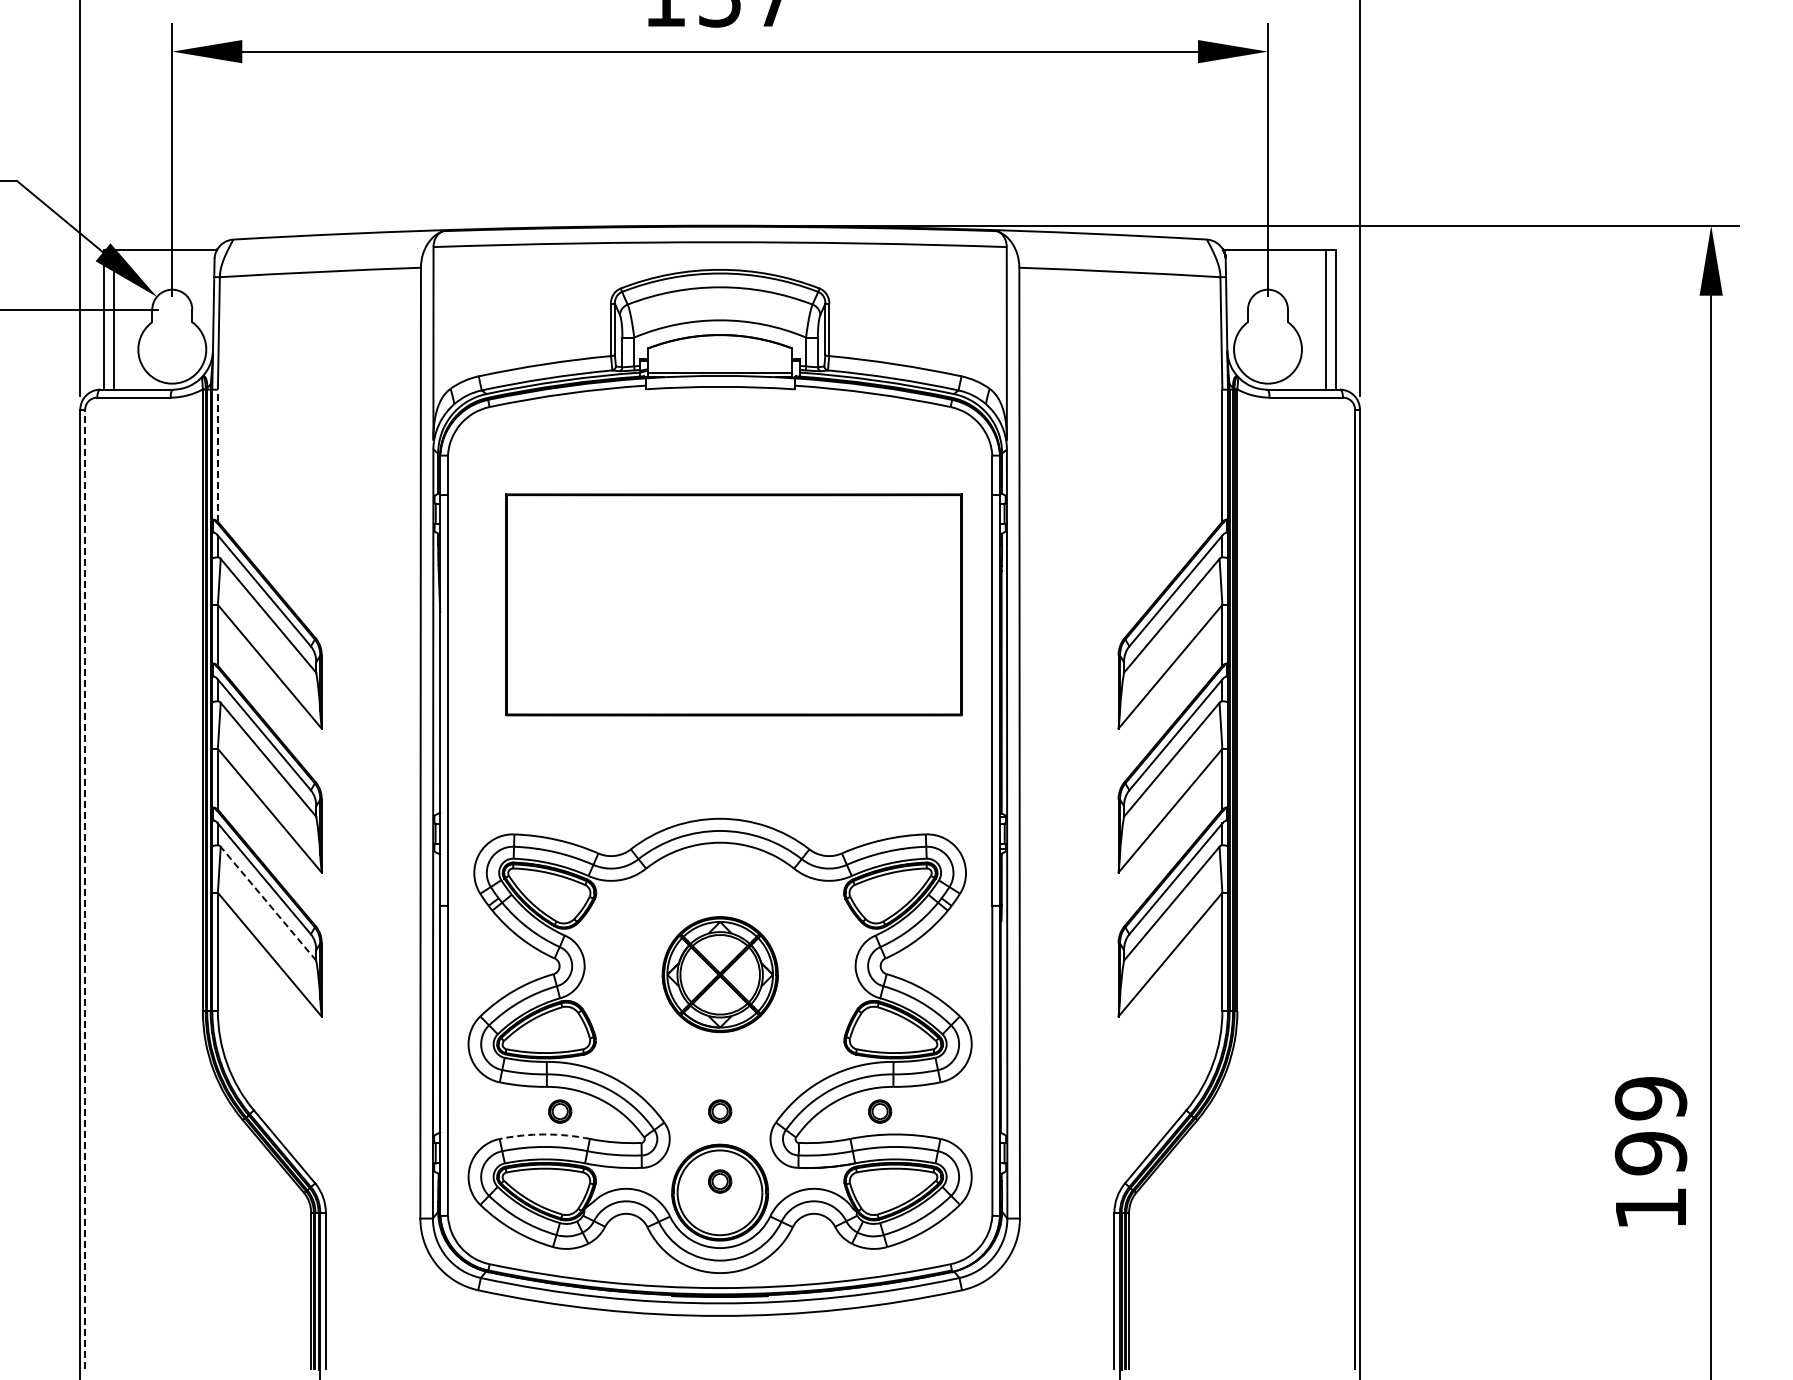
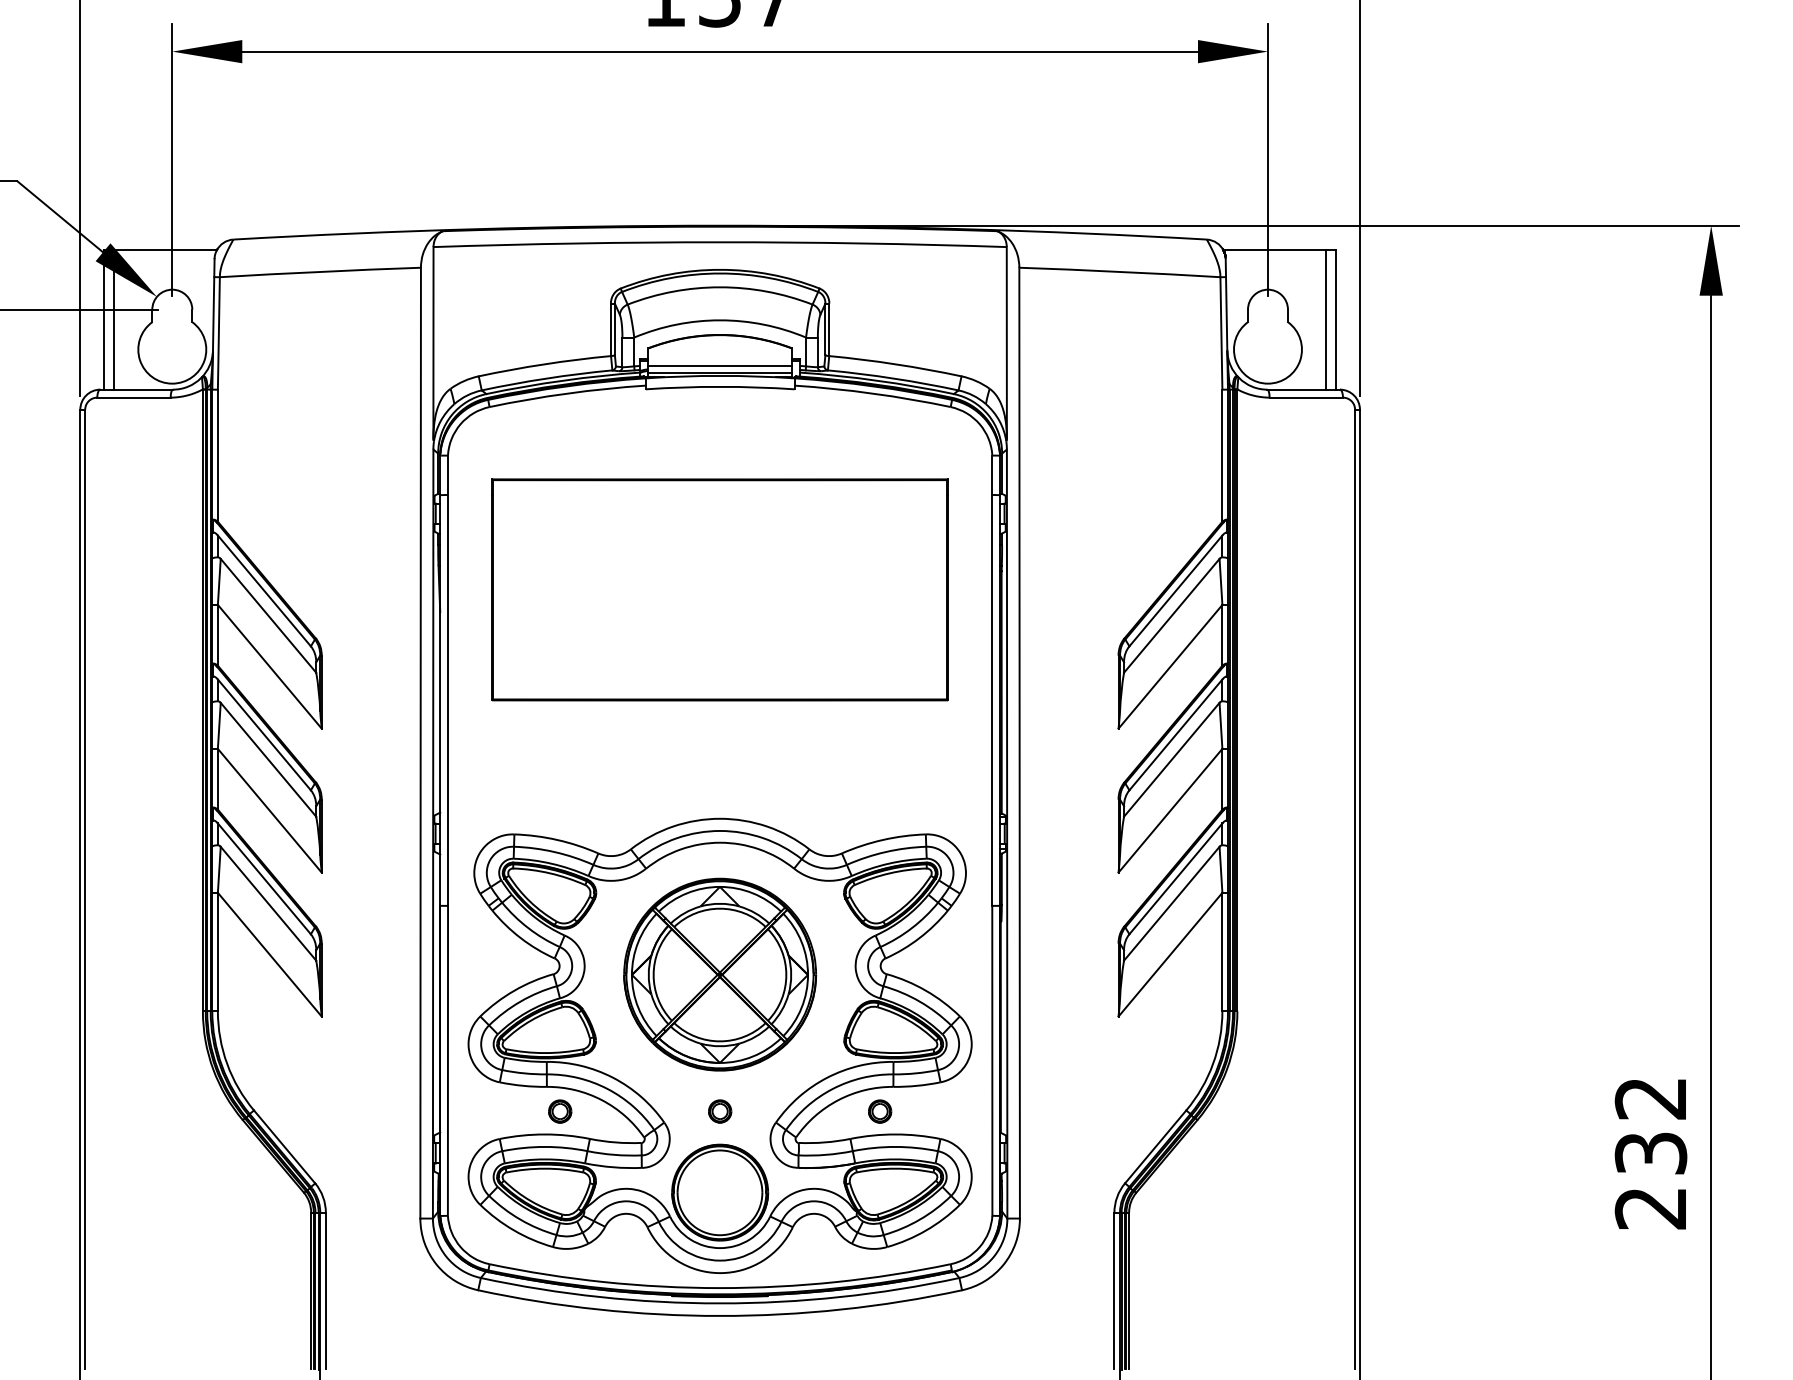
line: none -> present (720, 365)
line: dashed -> solid (217, 455)
part position: (733, 604) -> (719, 589) (719, 589)
line: dashed -> solid (85, 889)
line: dashed -> solid (268, 903)
part size: 118x118 px -> 195x195 px (720, 974)
arc: dashed -> solid (544, 1134)
text: 199 -> 232 (1650, 1153)
part: present -> none (720, 1181)
